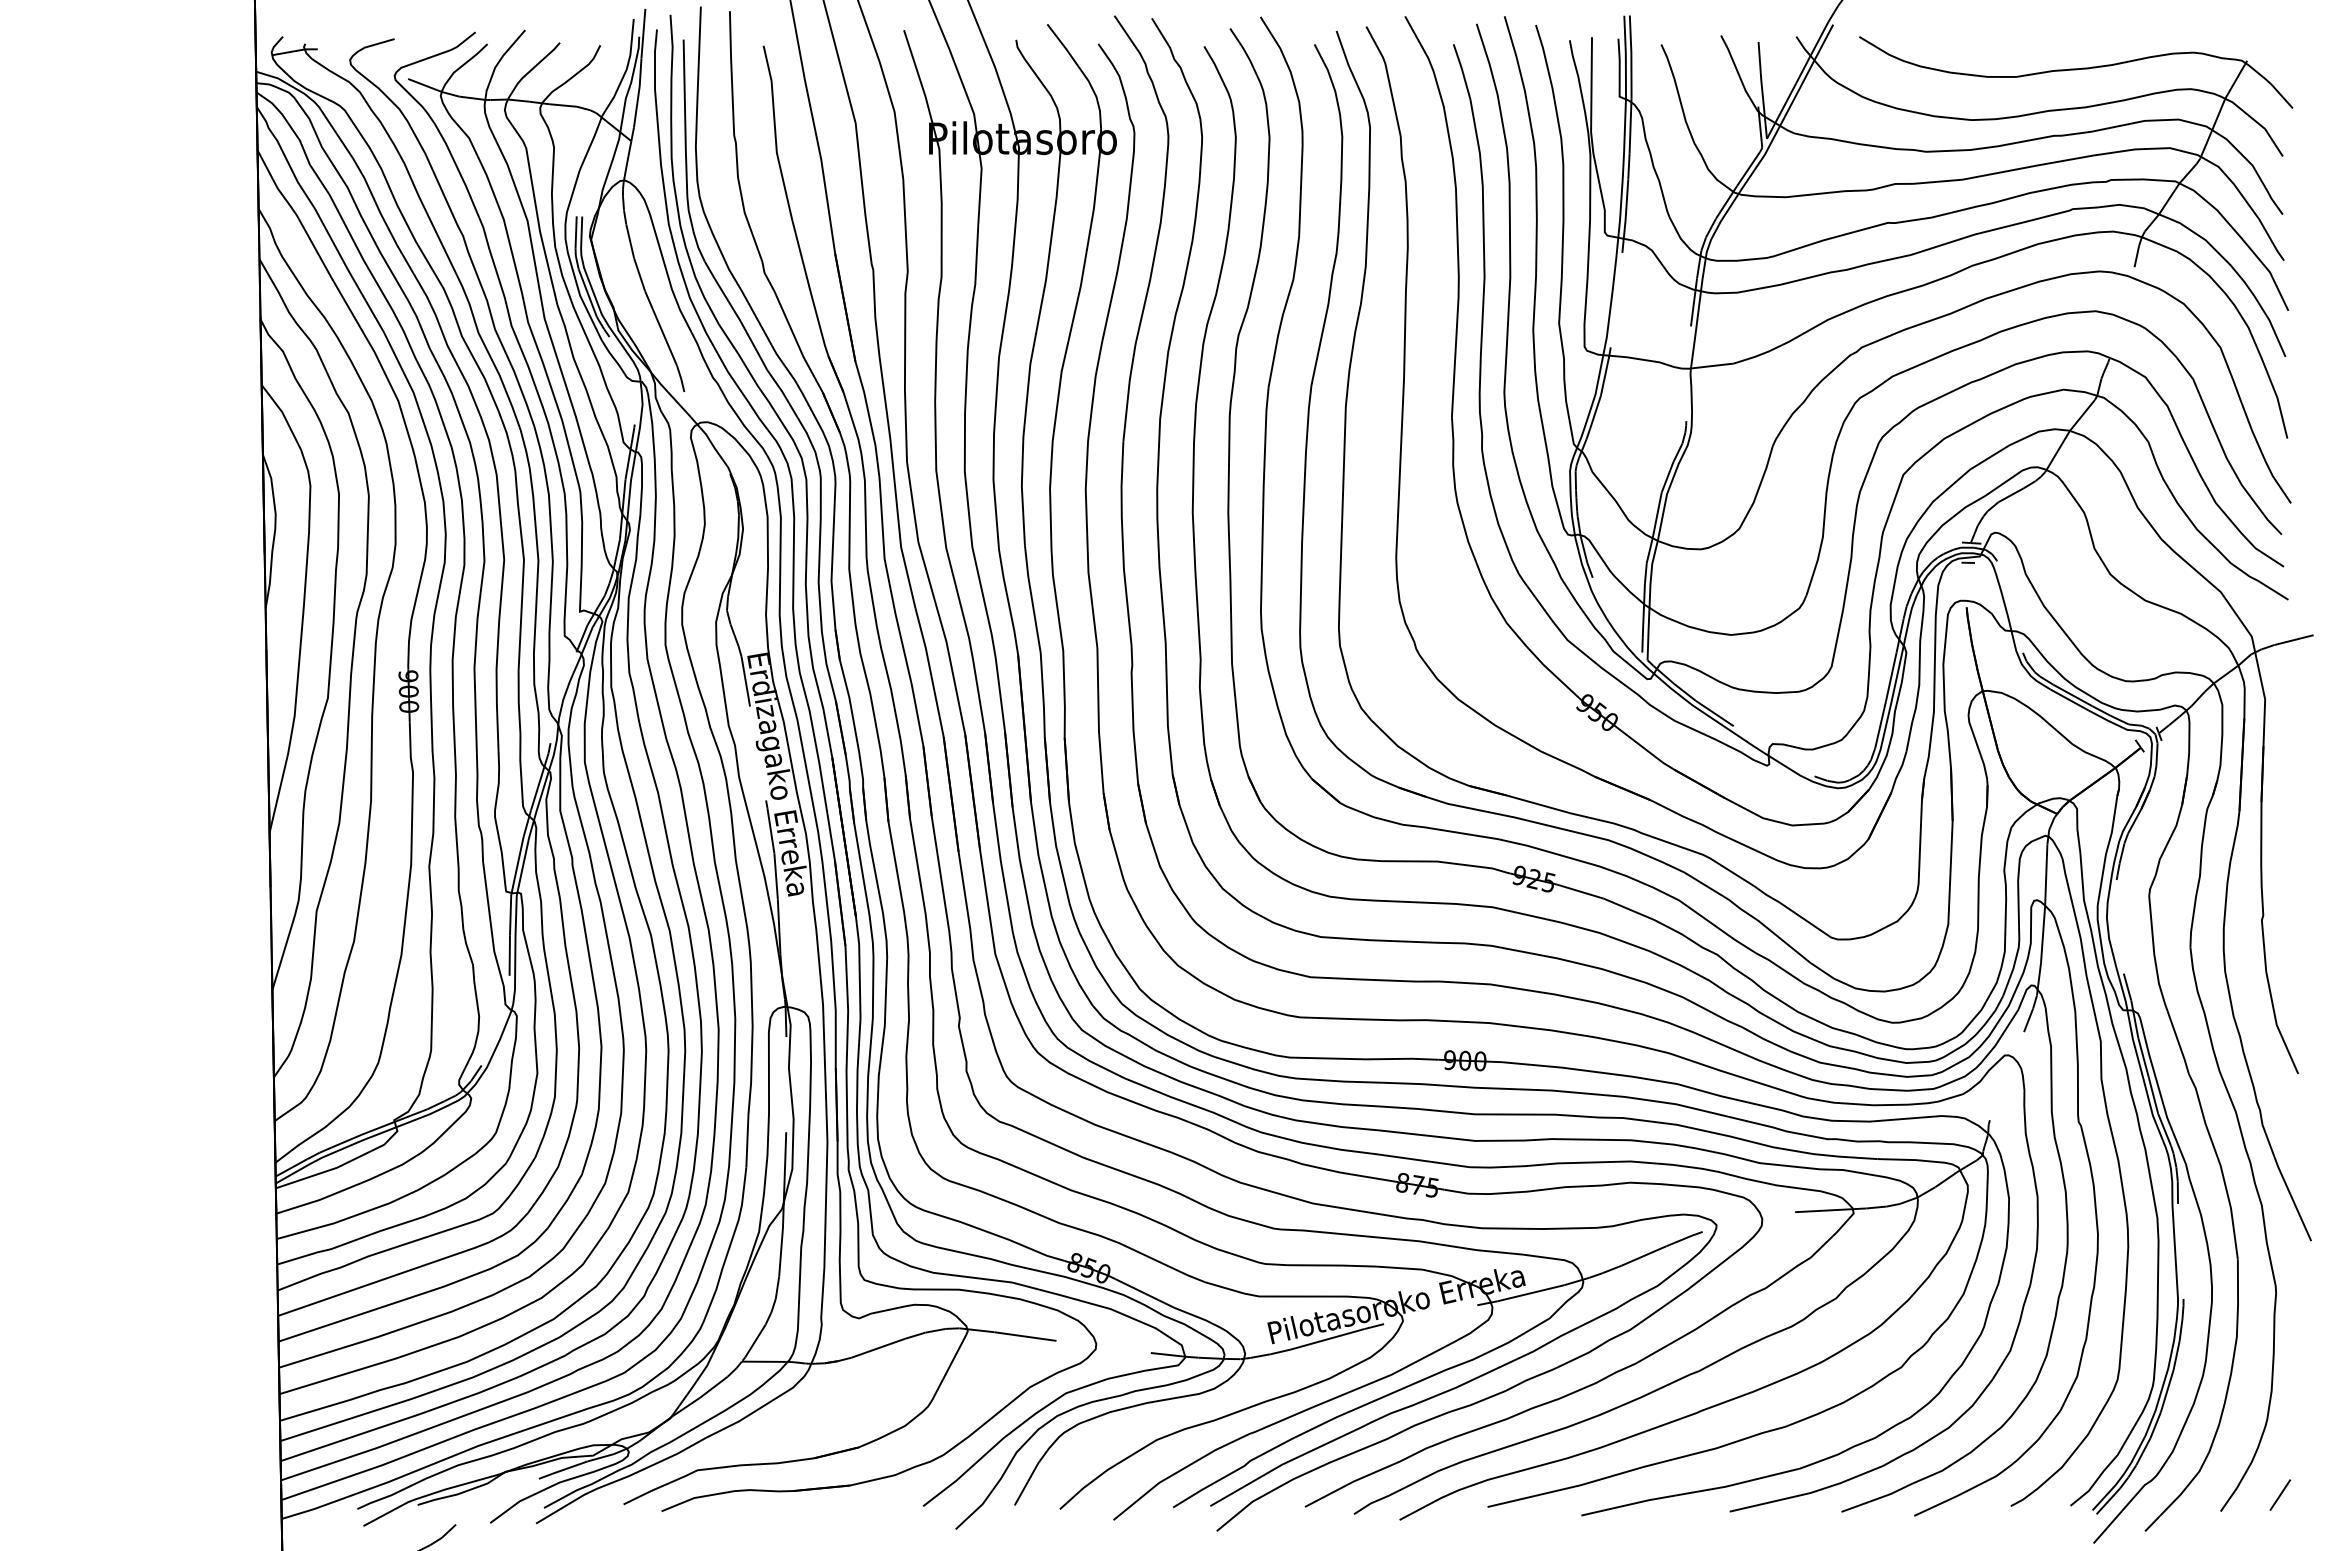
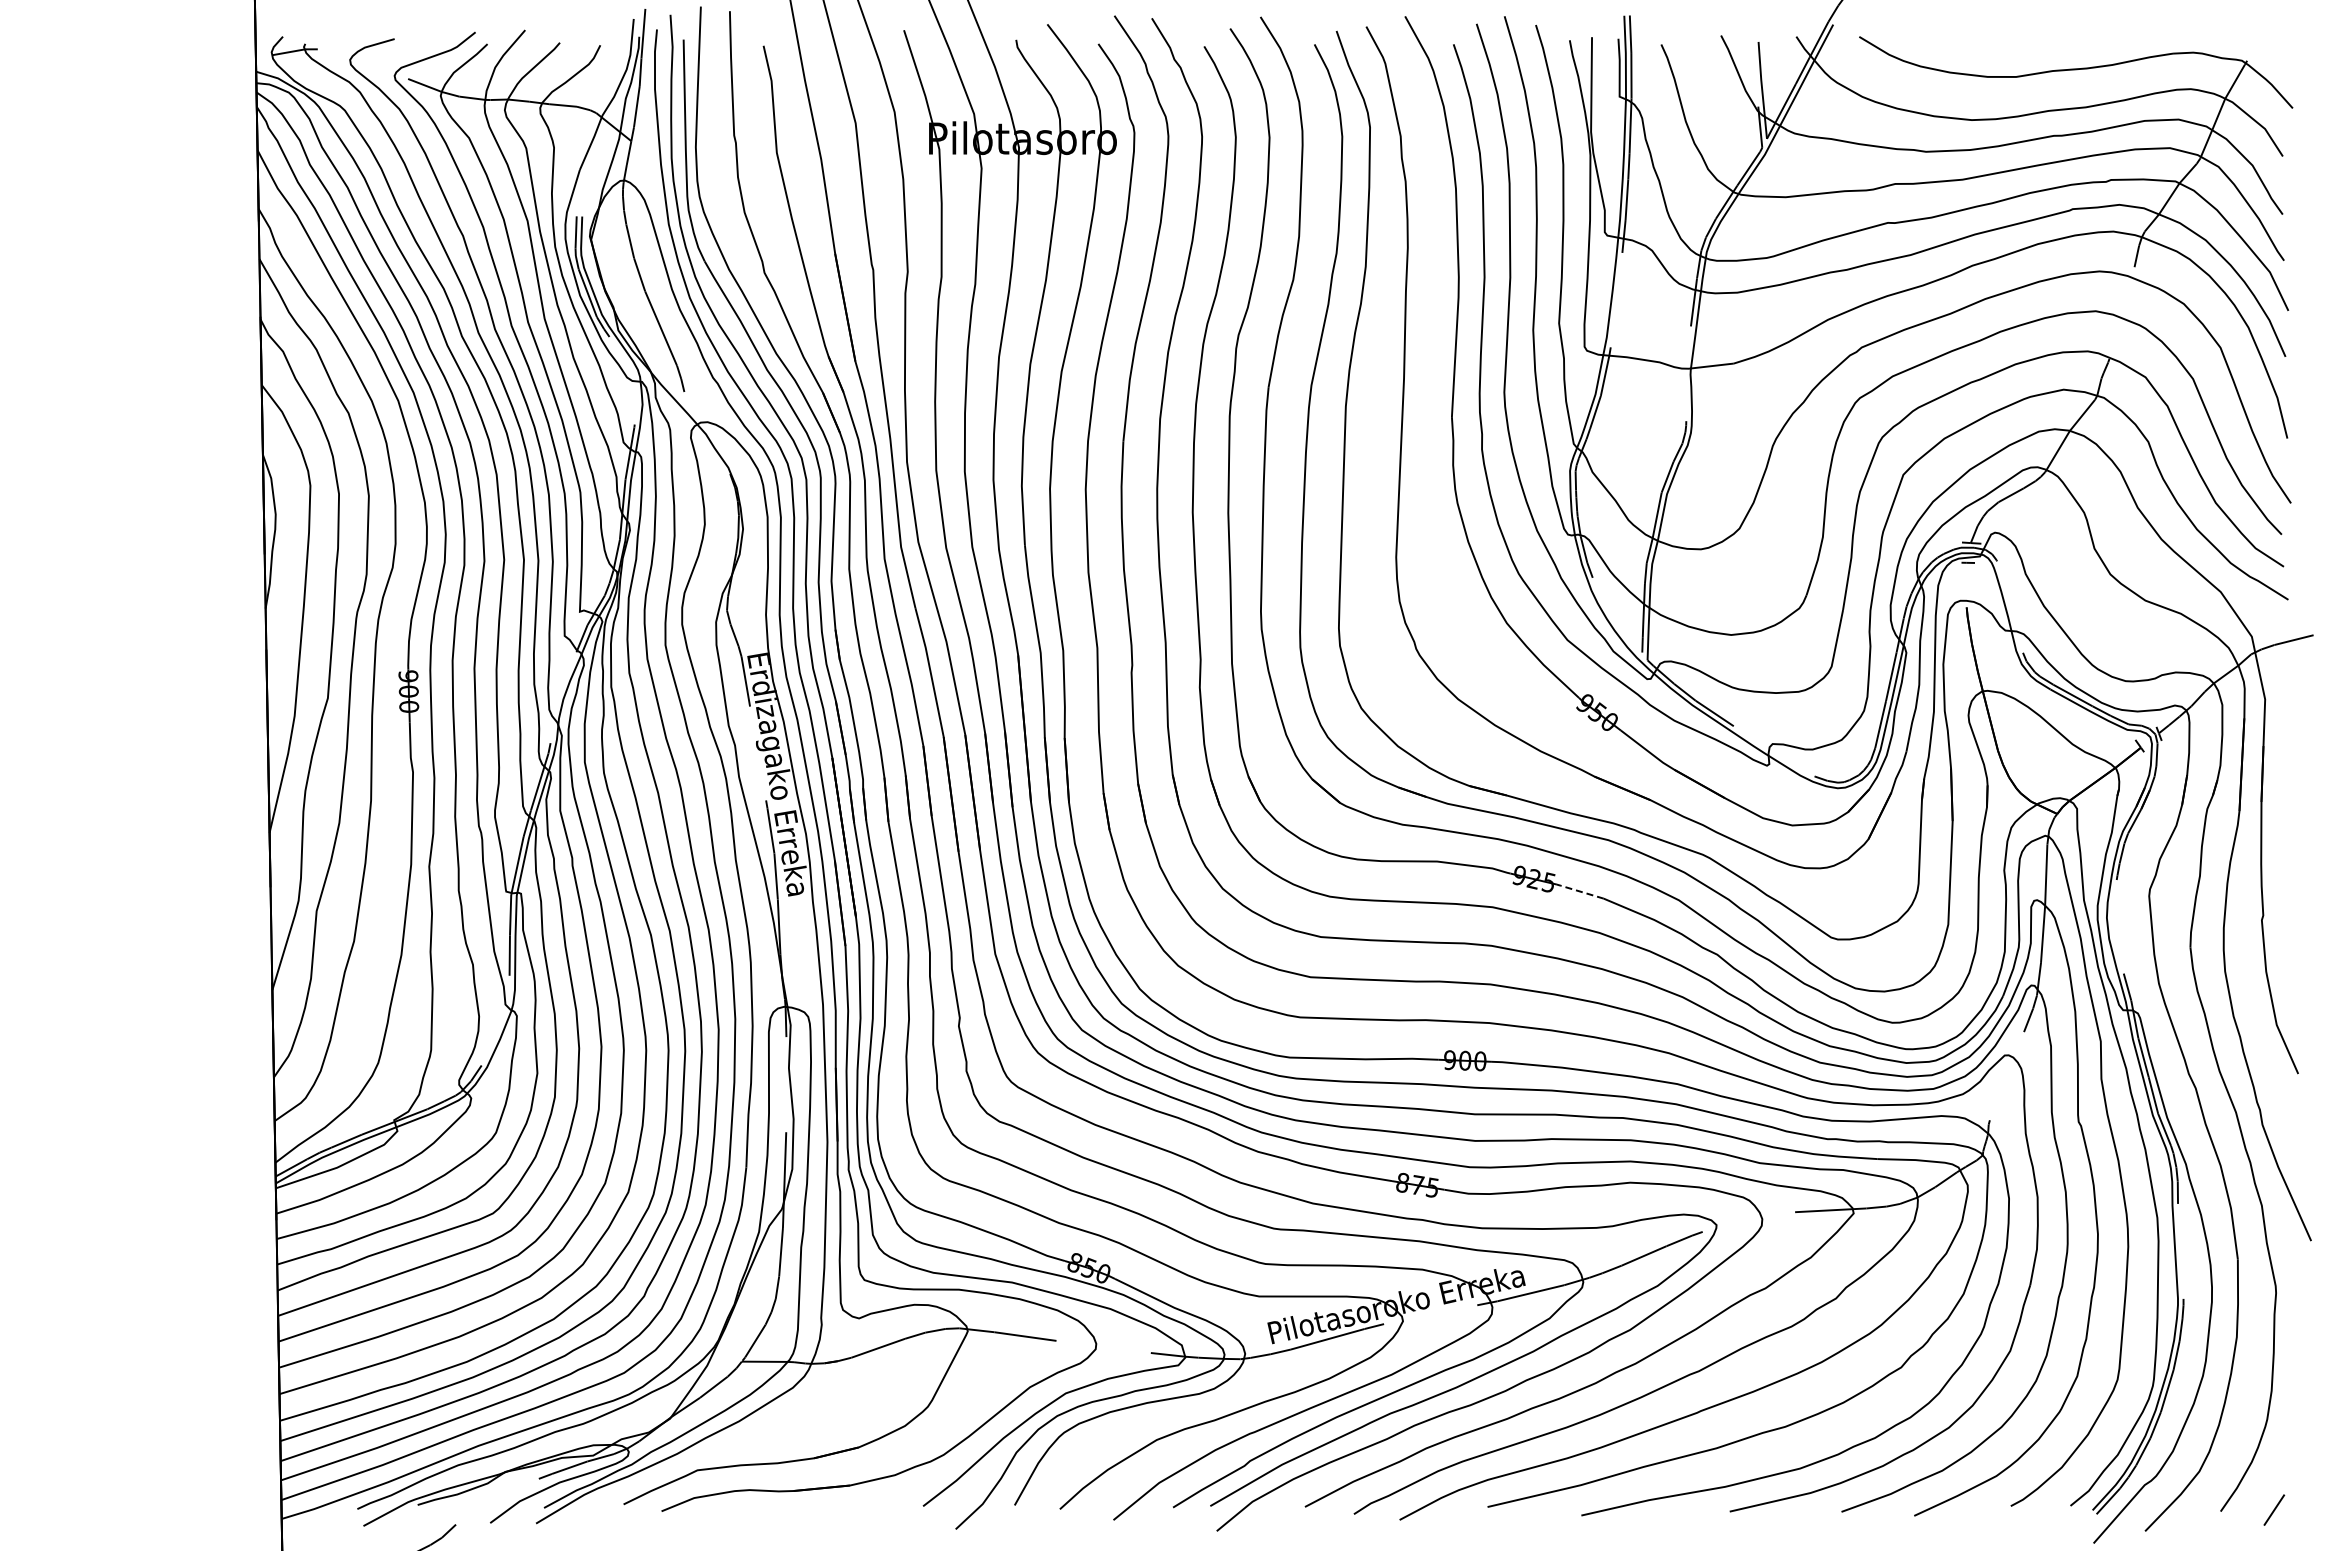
line: solid -> dashed (1581, 892)
line position: (2280, 1494) -> (2274, 1509) (2274, 1509)
